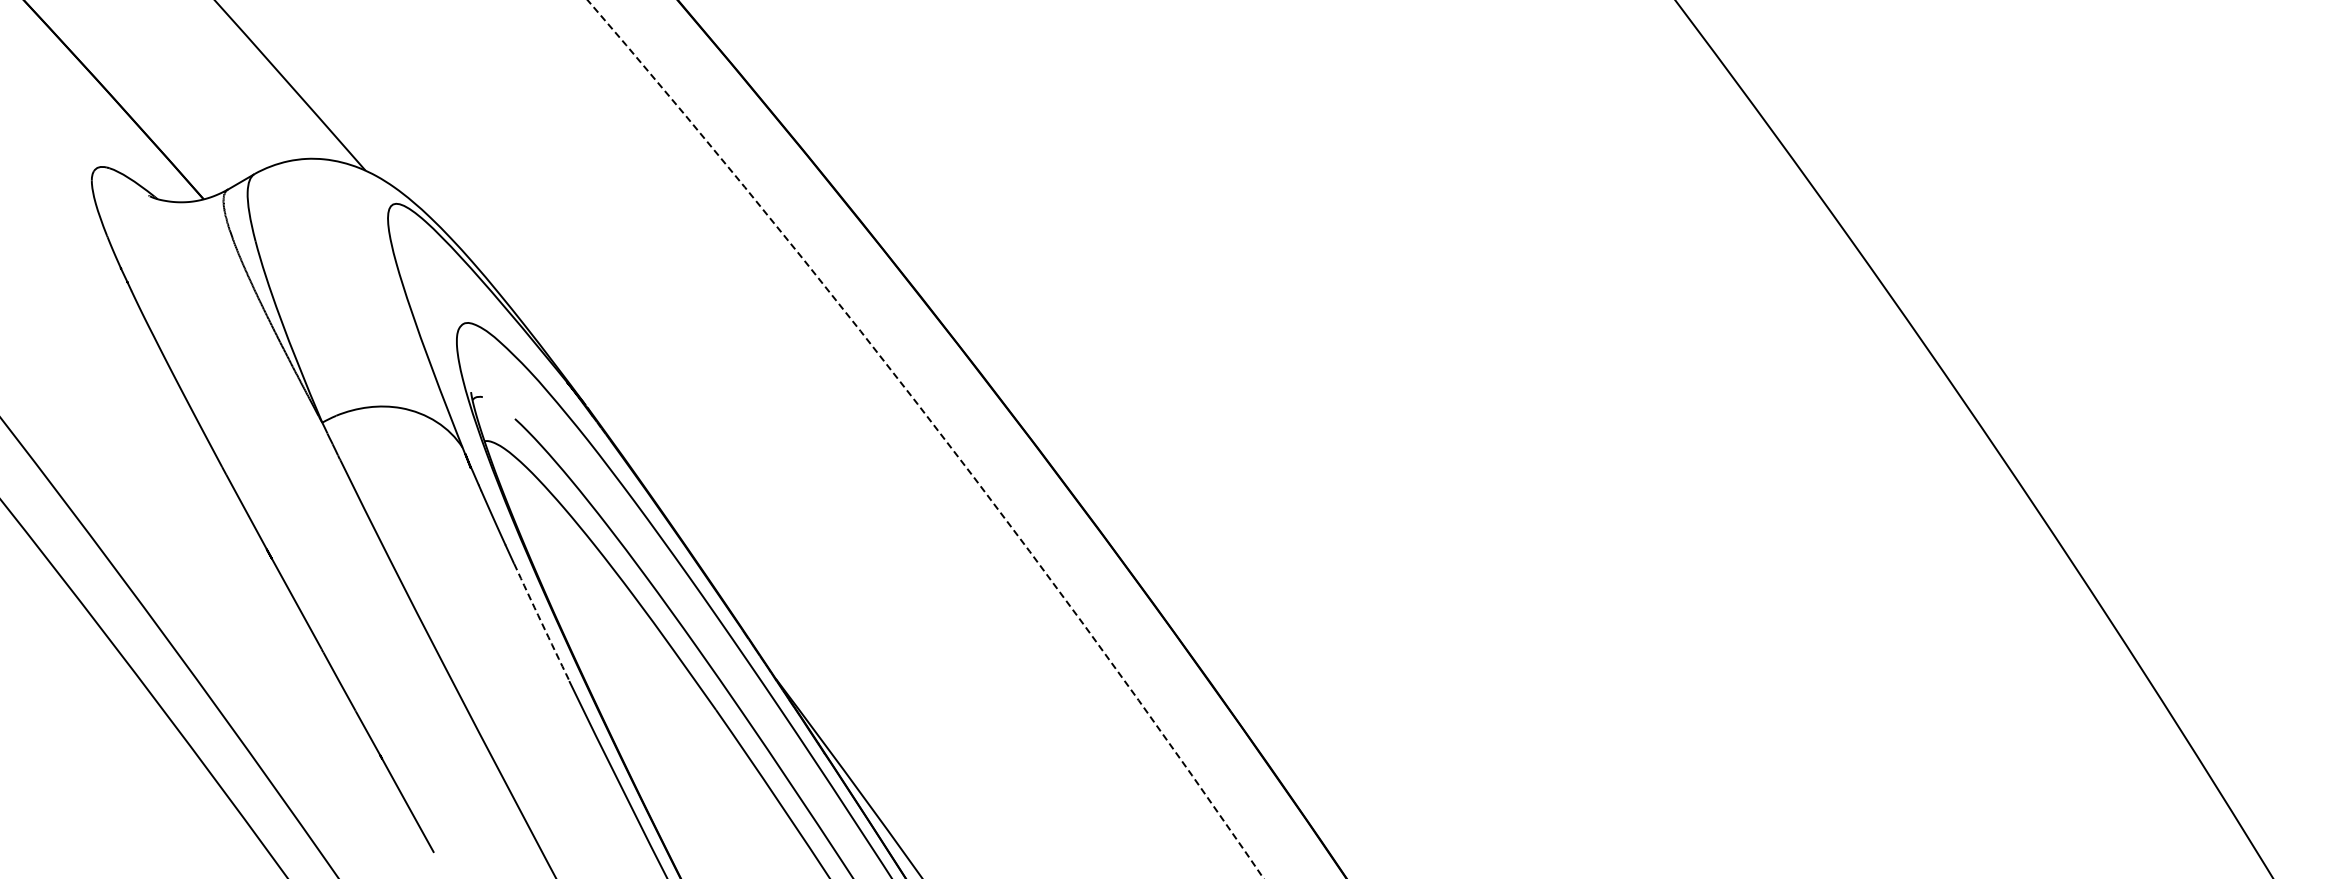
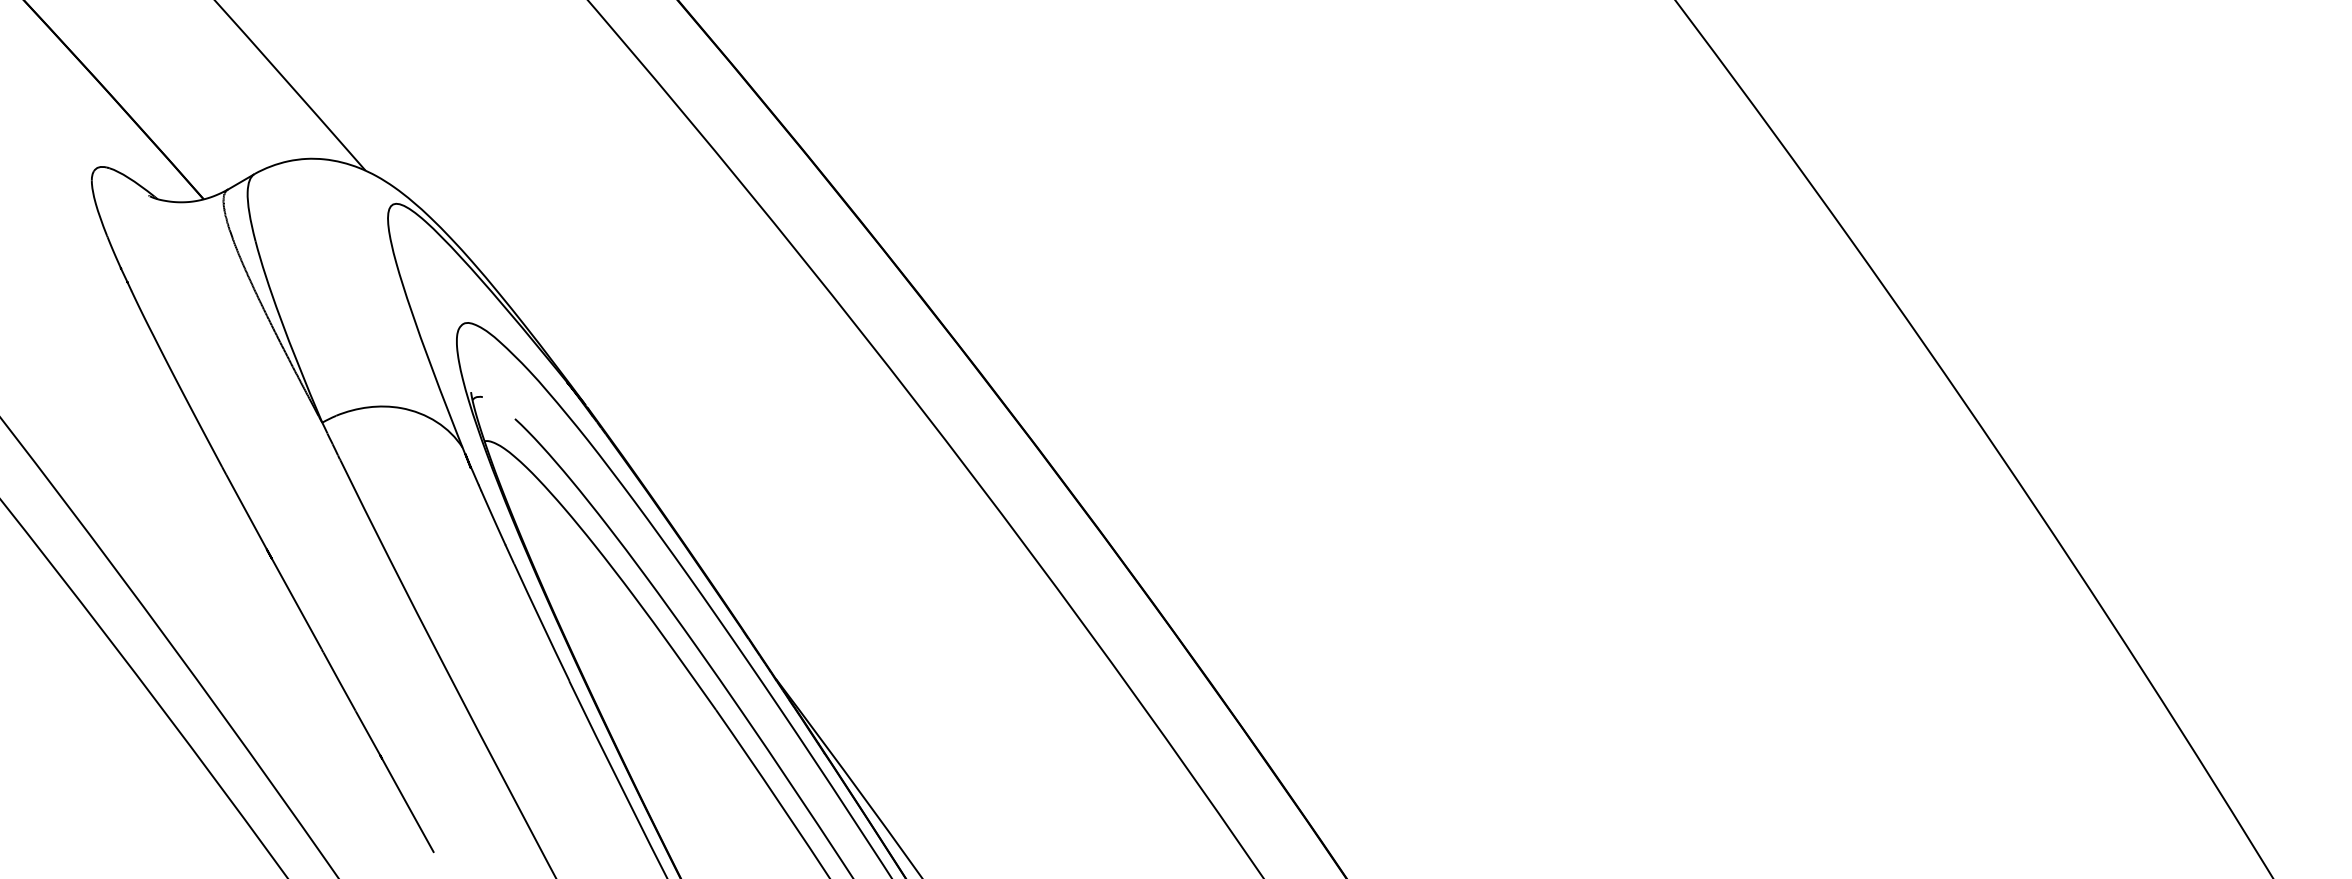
arc: dashed -> solid (937, 430)
arc: dashed -> solid (541, 622)
